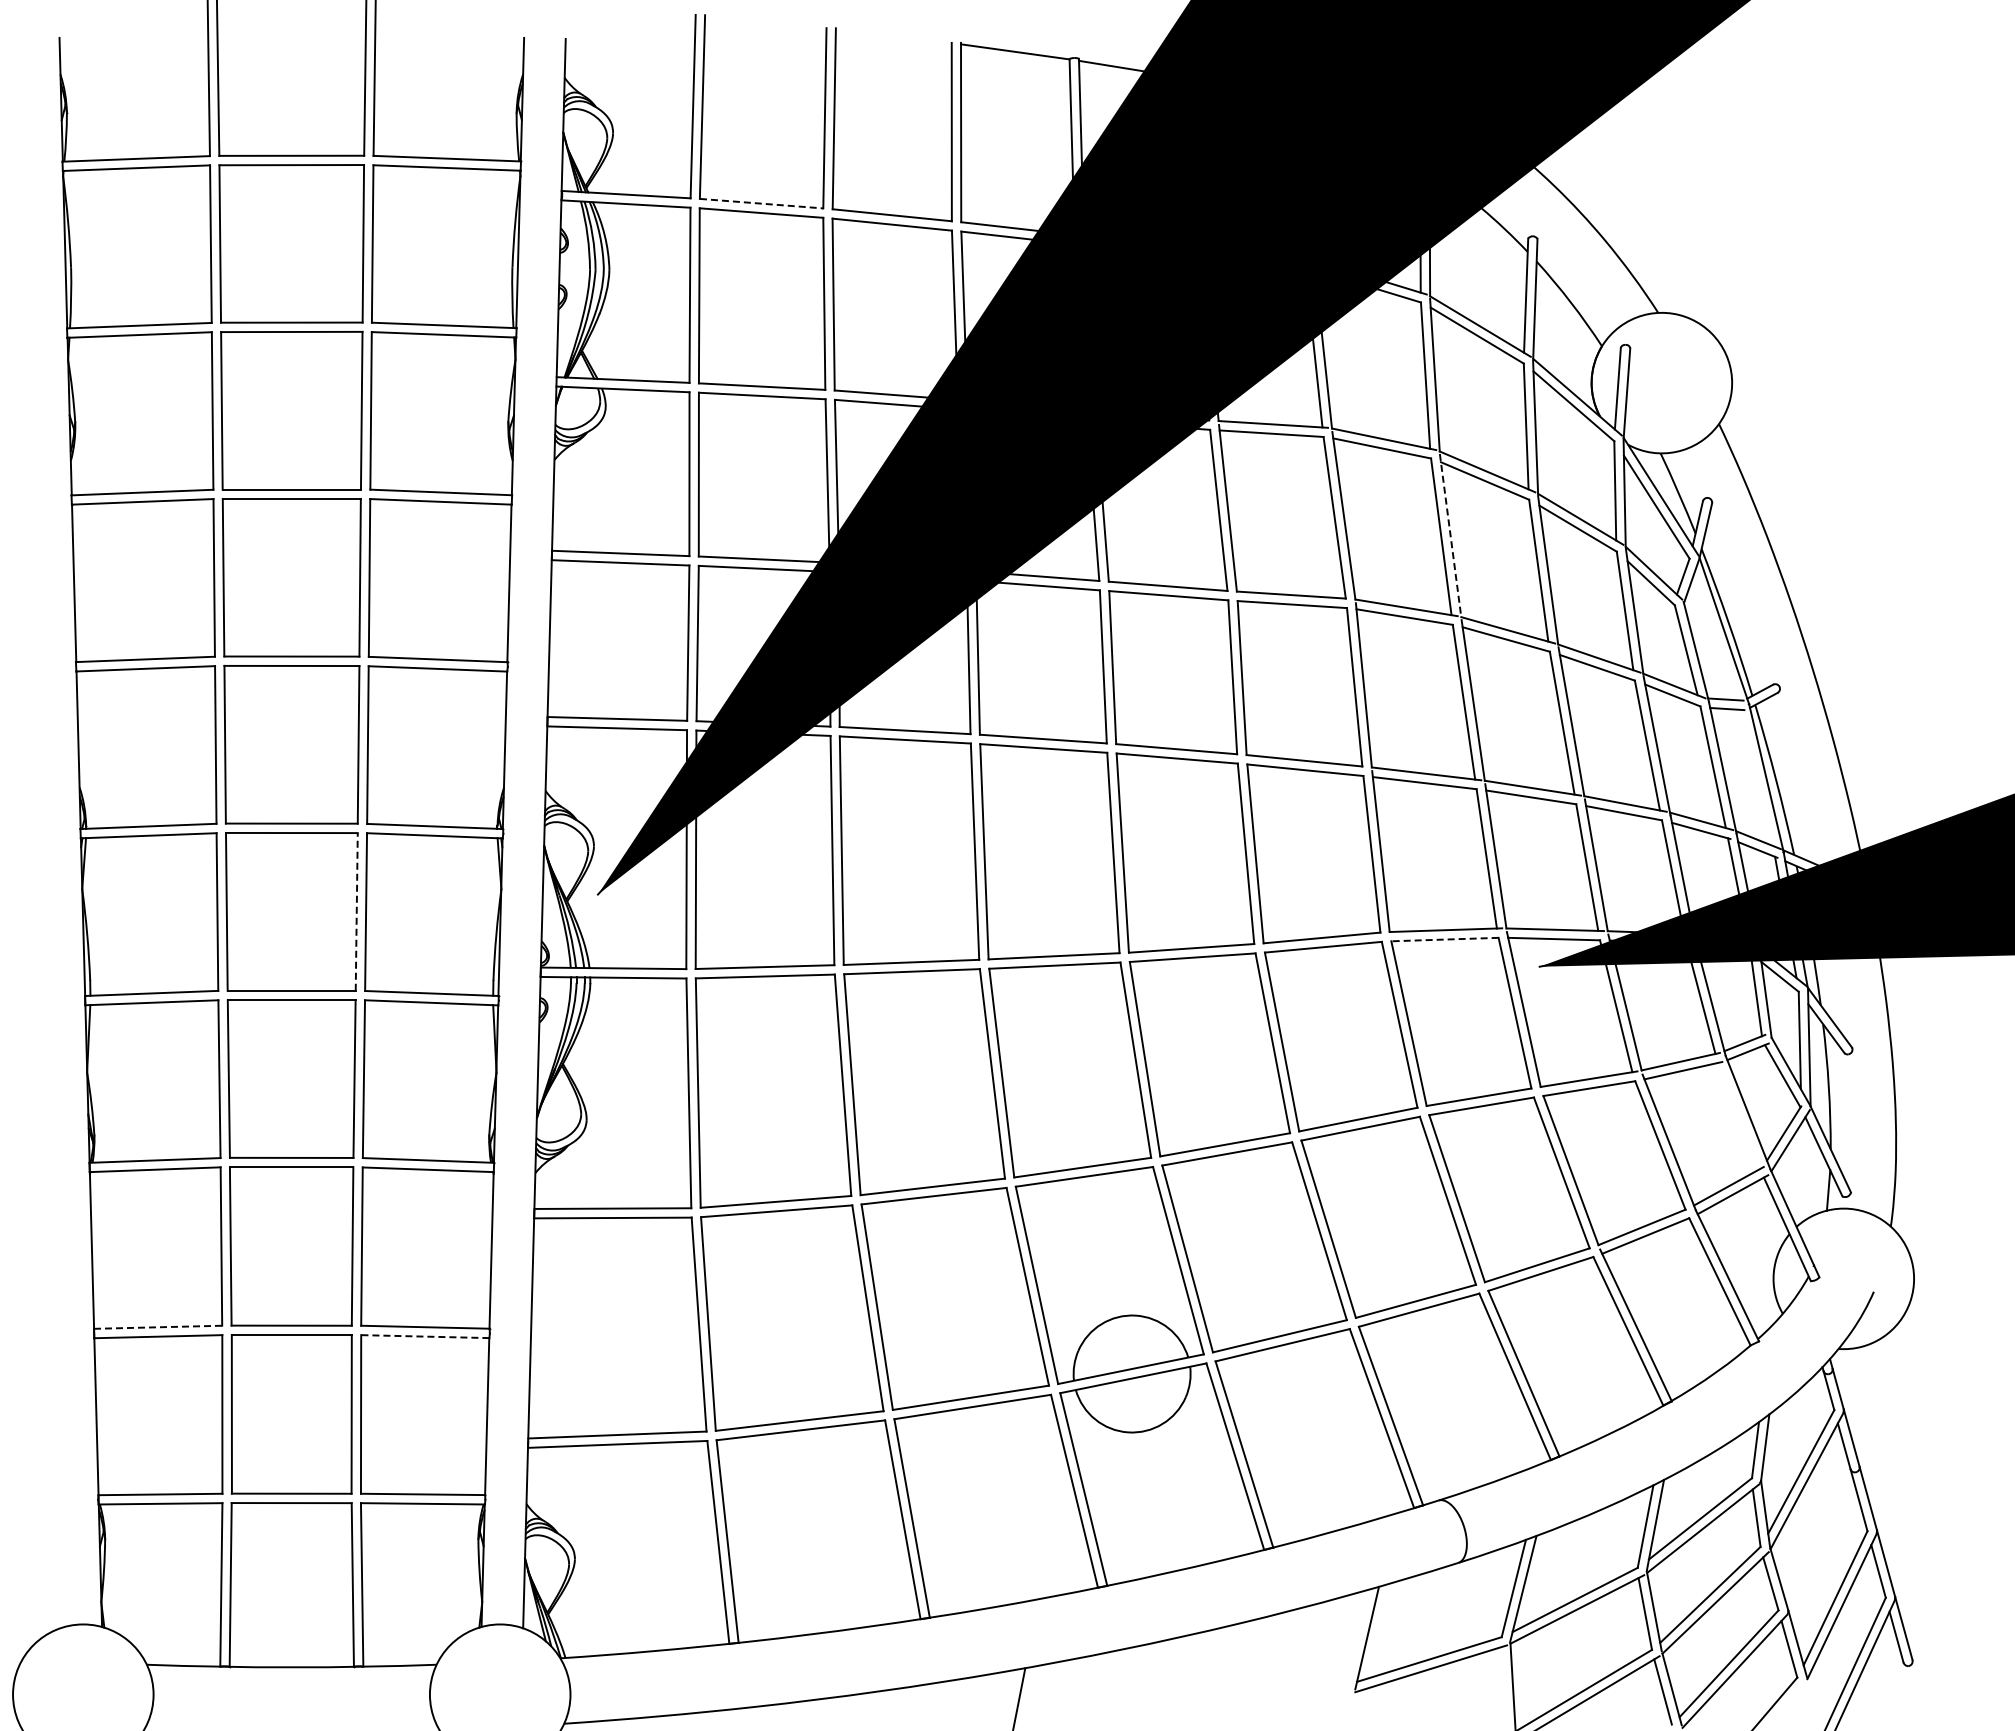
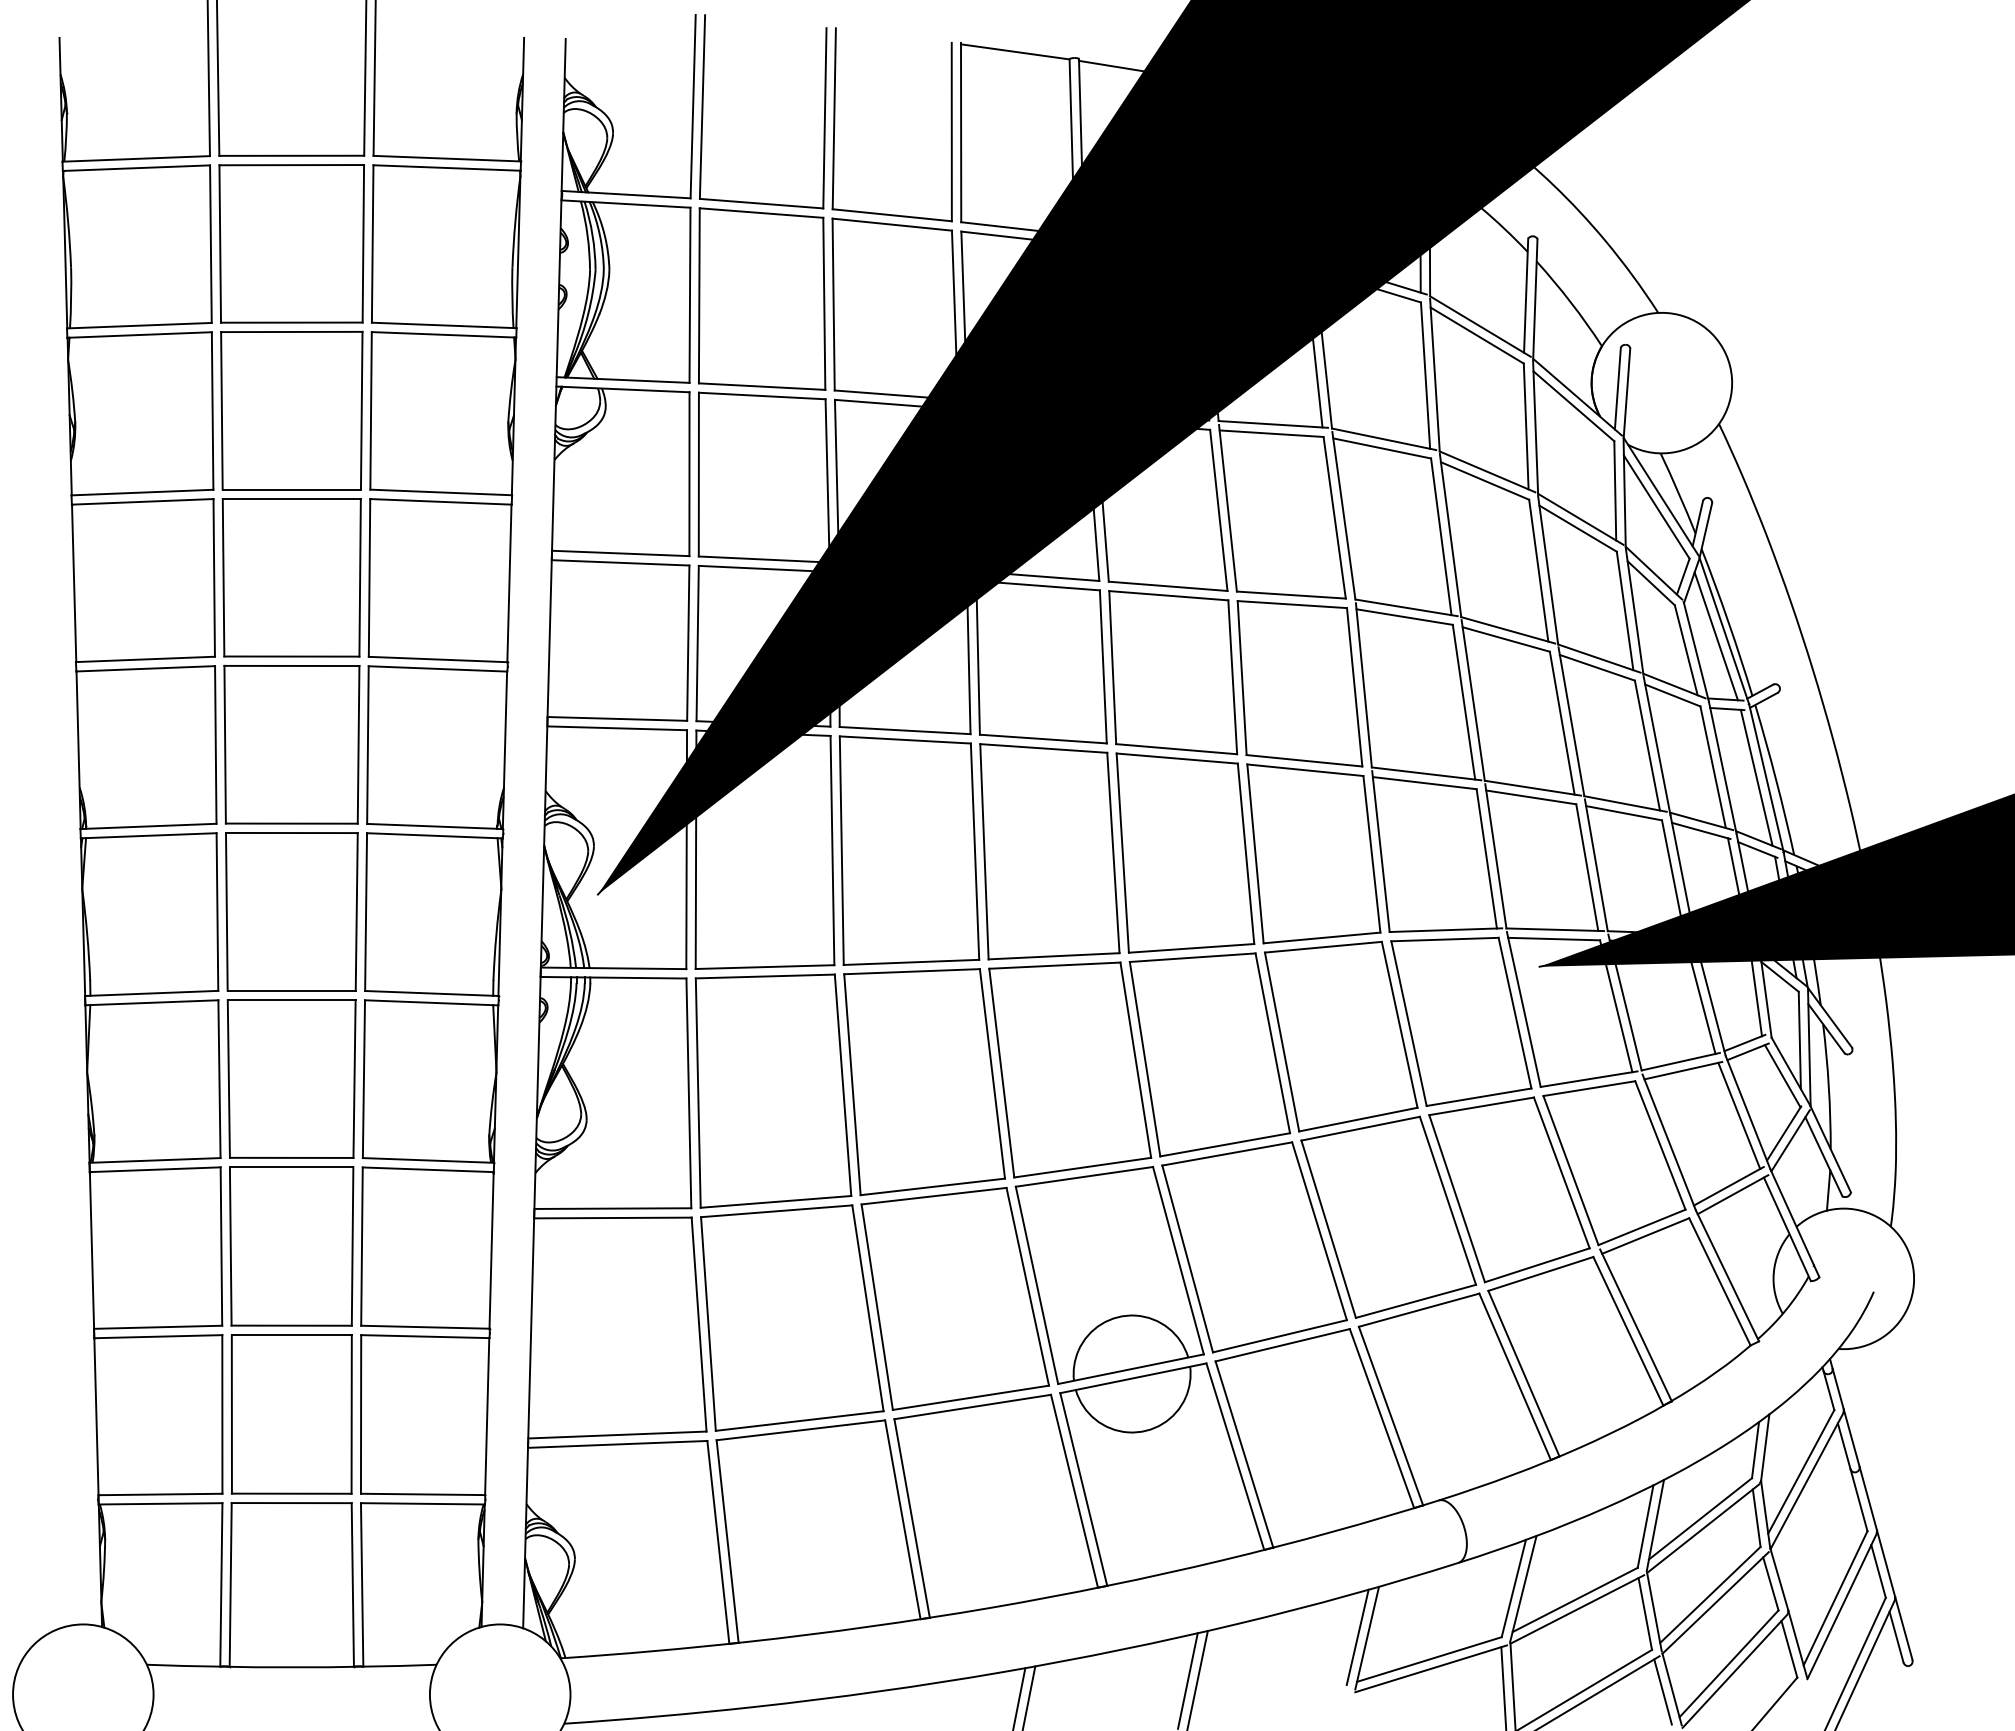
line: dashed -> solid (761, 203)
line: dashed -> solid (1450, 536)
line: none -> present (1715, 636)
line: none -> present (1756, 777)
line: dashed -> solid (356, 911)
line: dashed -> solid (1444, 939)
line: none -> present (1739, 1115)
line: dashed -> solid (158, 1327)
line: dashed -> solid (424, 1336)
line: none -> present (1357, 1636)
line: none -> present (1197, 1678)
line: none -> present (1187, 1680)
line: none -> present (1503, 1687)
line: none -> present (1029, 1696)
